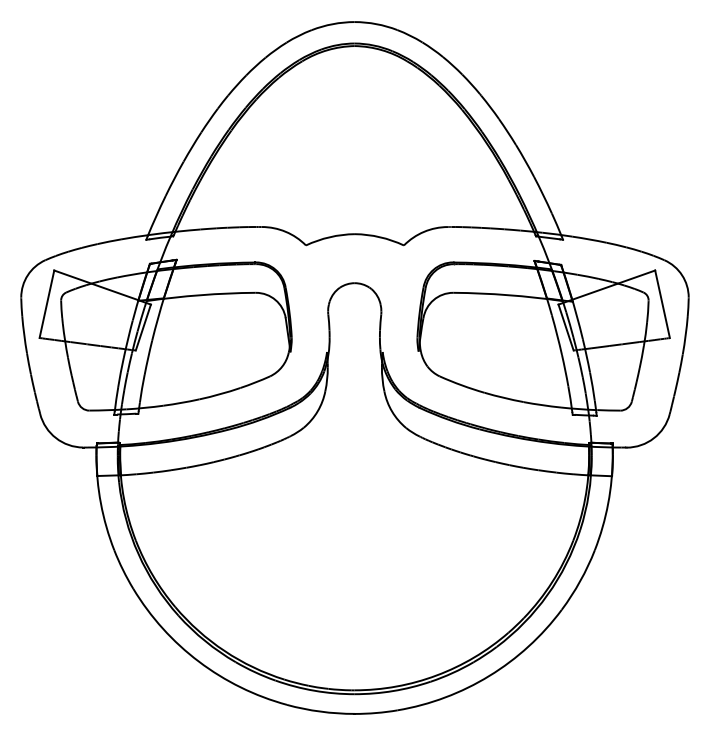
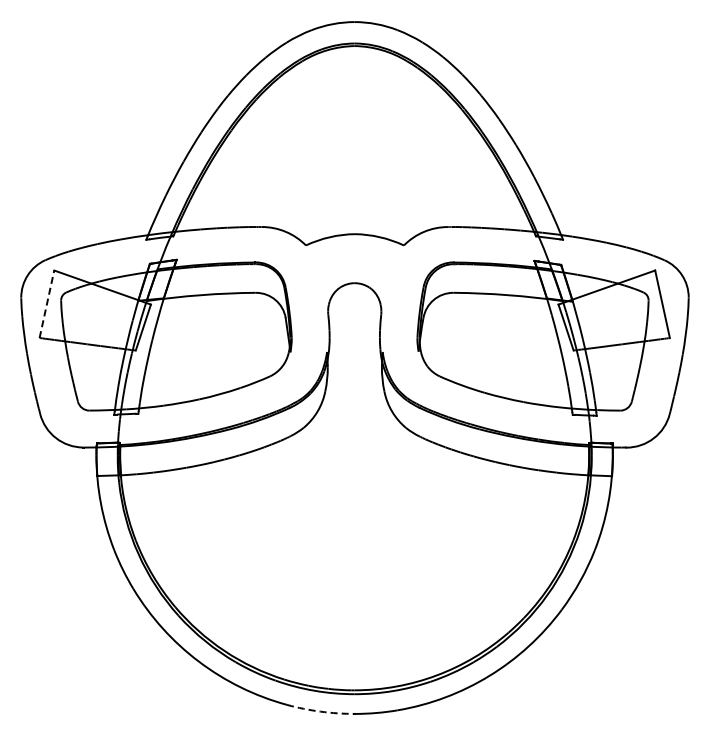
line: solid -> dashed (46, 304)
arc: solid -> dashed (320, 711)
